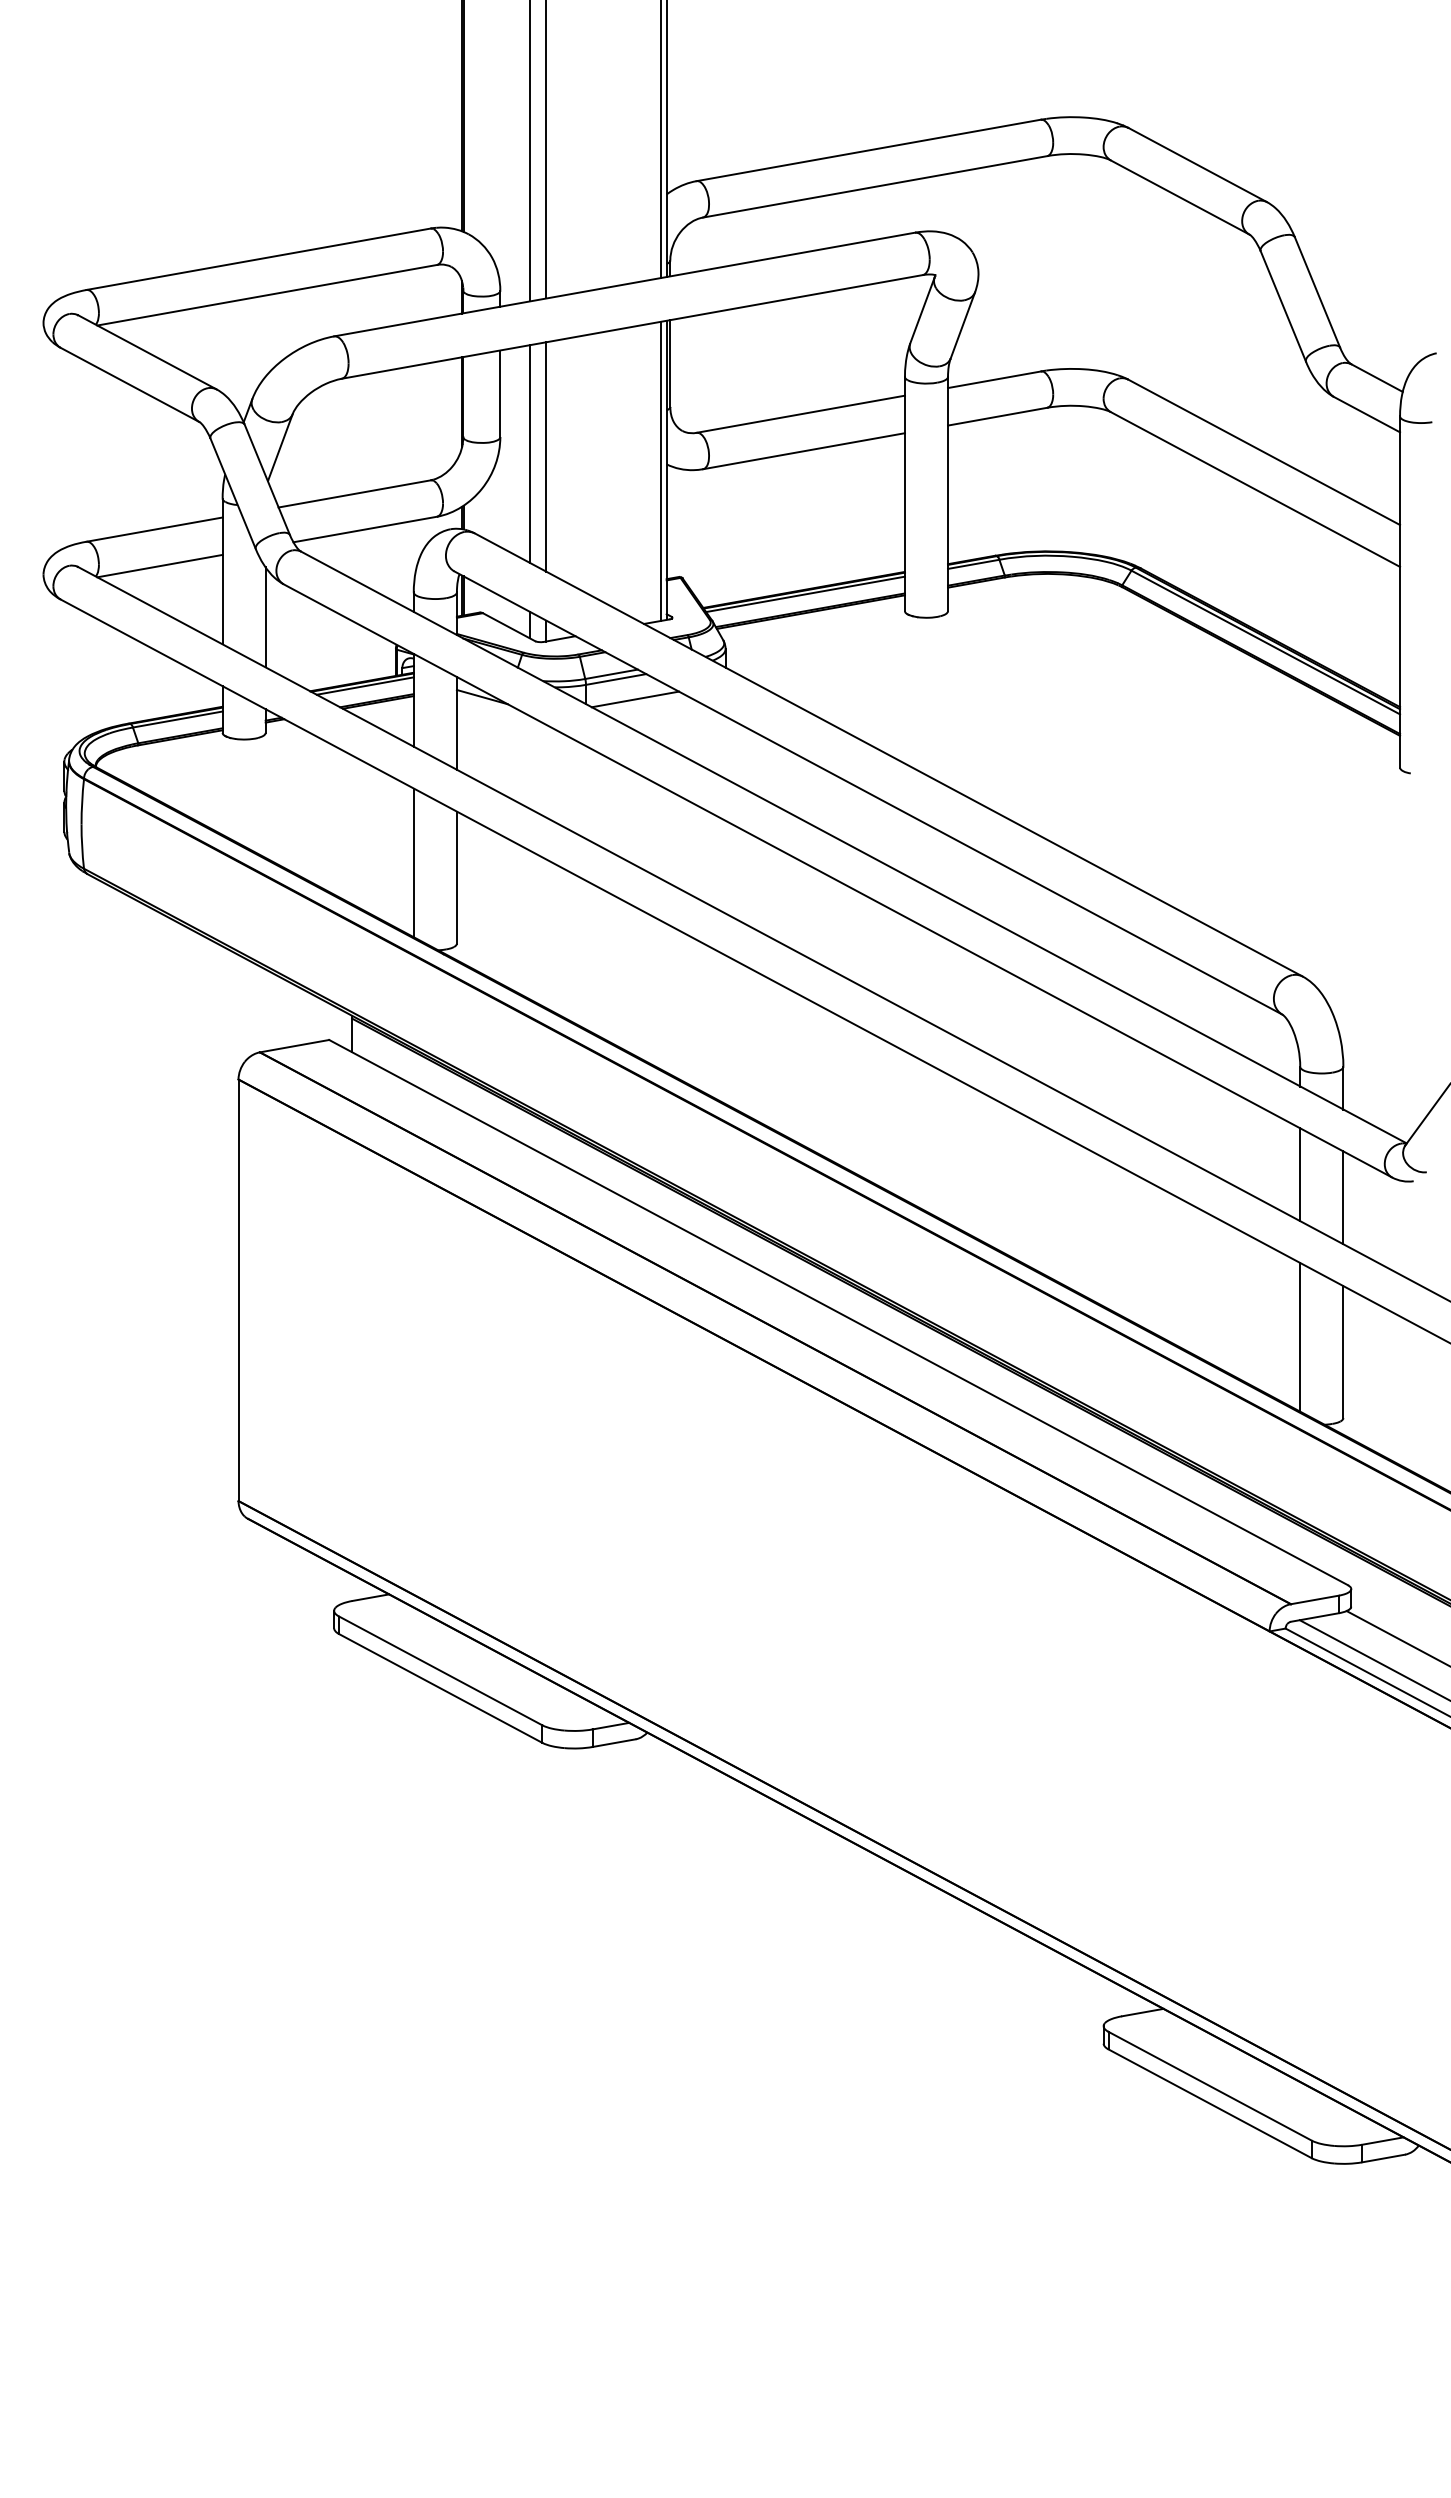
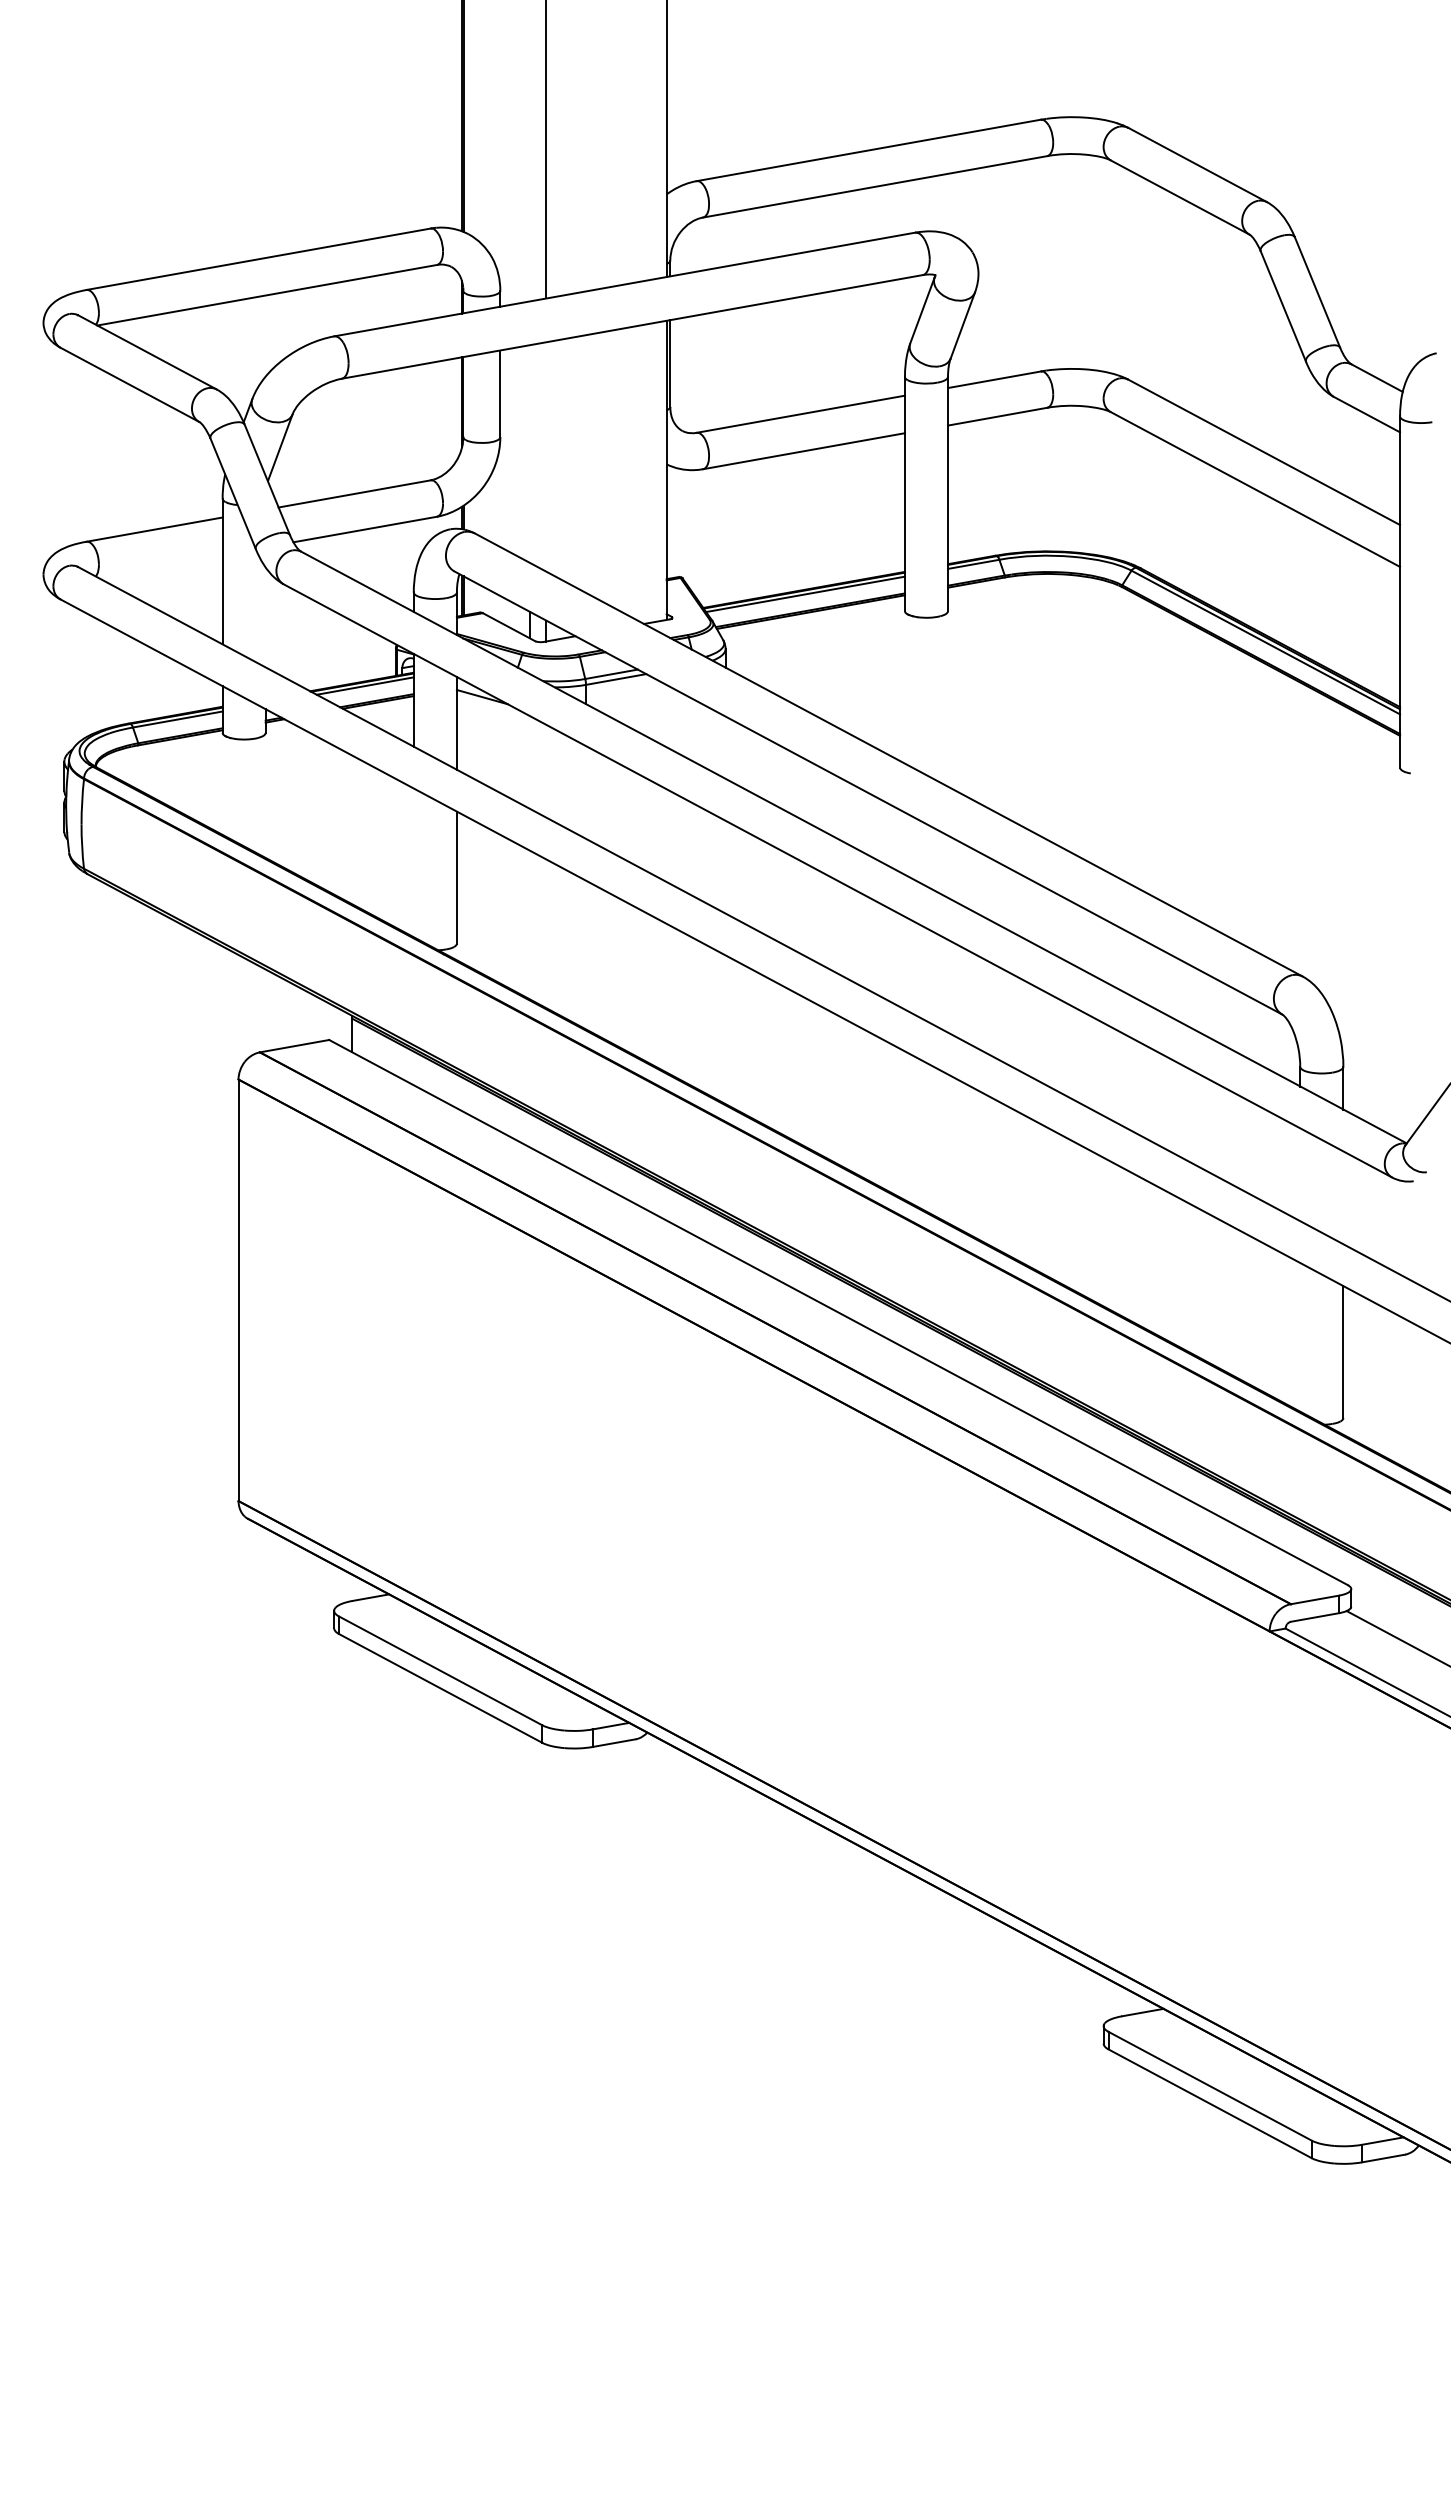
line: present -> none (660, 140)
line: present -> none (529, 151)
line: present -> none (529, 453)
line: present -> none (546, 456)
line: present -> none (660, 471)
line: present -> none (159, 565)
line: present -> none (265, 617)
line: present -> none (635, 699)
line: present -> none (413, 862)
line: present -> none (1300, 1174)
line: present -> none (1343, 1197)
line: present -> none (1300, 1337)
line: present -> none (1373, 1659)
